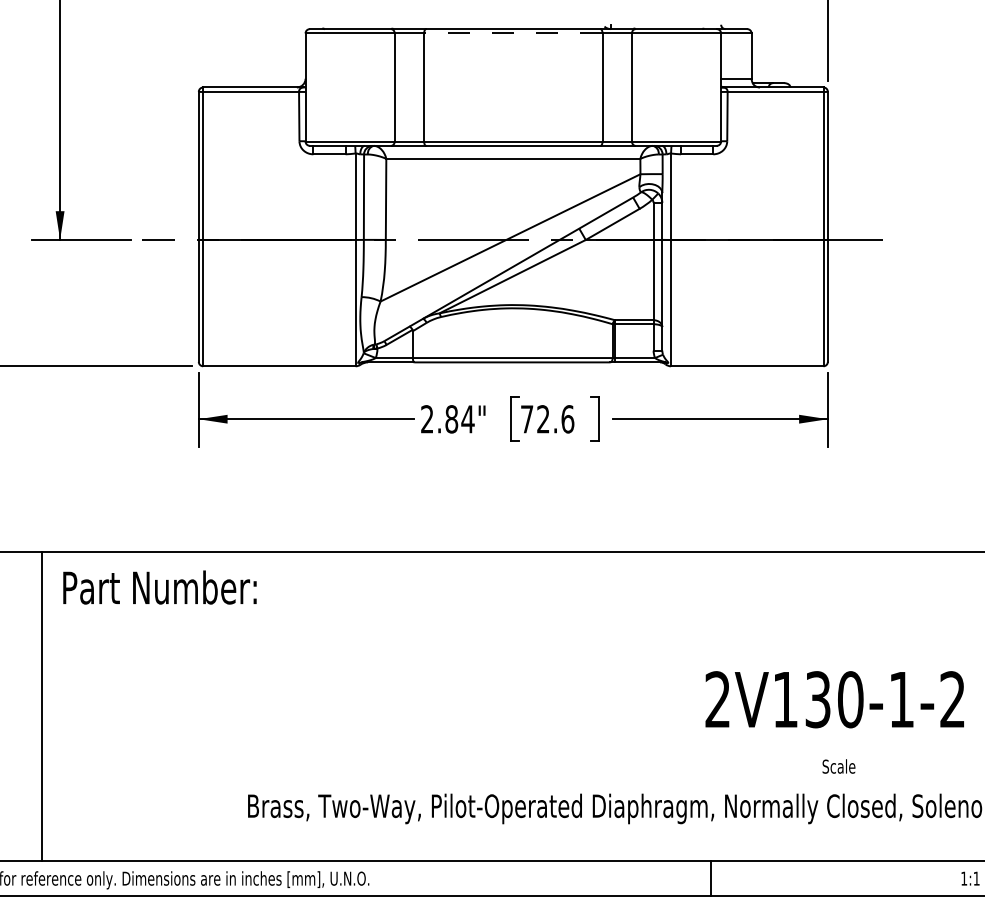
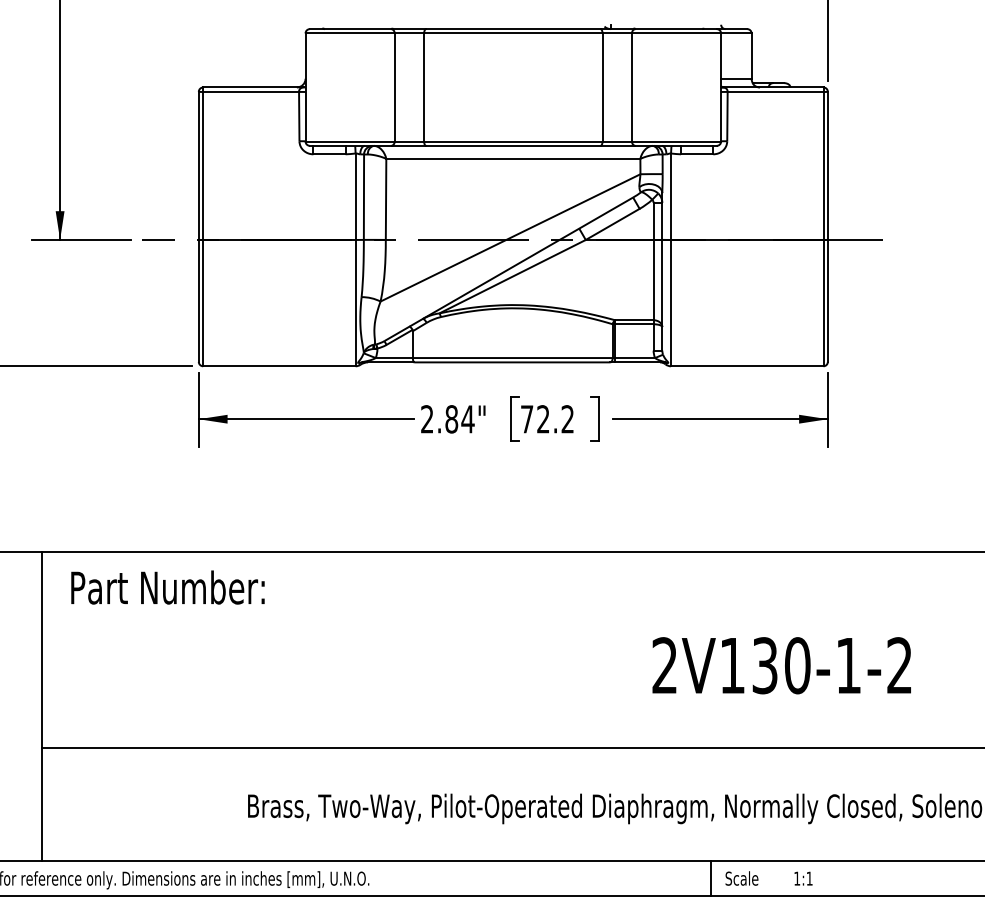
line: dashed -> solid (512, 33)
text: 72.6 -> 72.2 (567, 419)
text position: (159, 587) -> (167, 587) (167, 587)
text position: (834, 699) -> (781, 665) (781, 665)
line: none -> present (511, 748)
text position: (838, 766) -> (741, 878) (741, 878)
text position: (970, 878) -> (803, 878) (803, 878)
